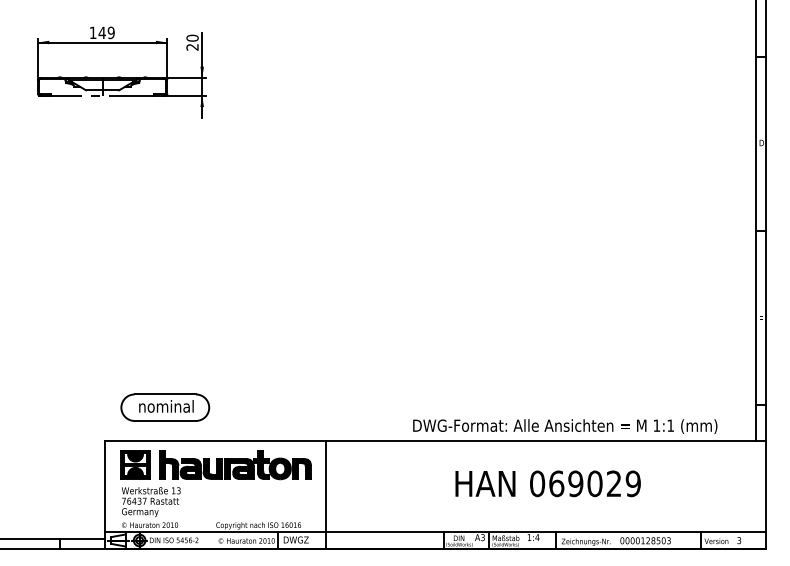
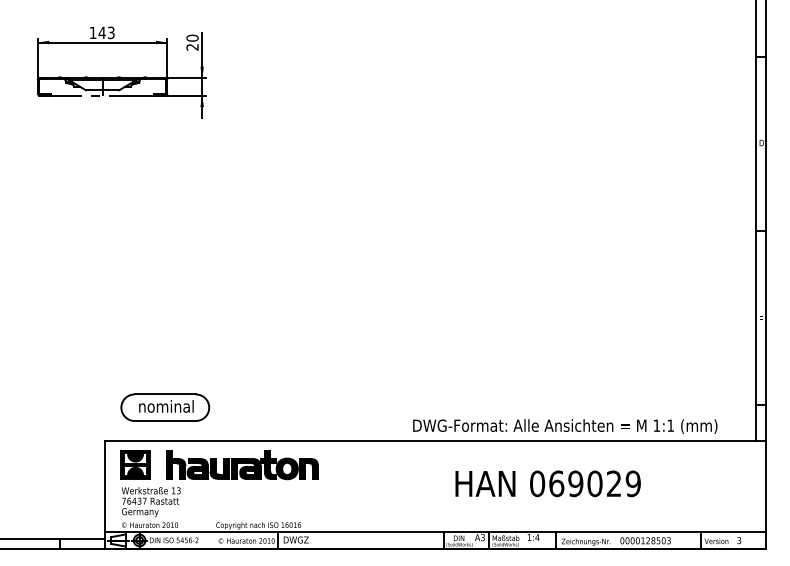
text: 149 -> 143 (110, 32)
part position: (235, 465) -> (242, 465) (242, 465)
line: present -> none (326, 495)
